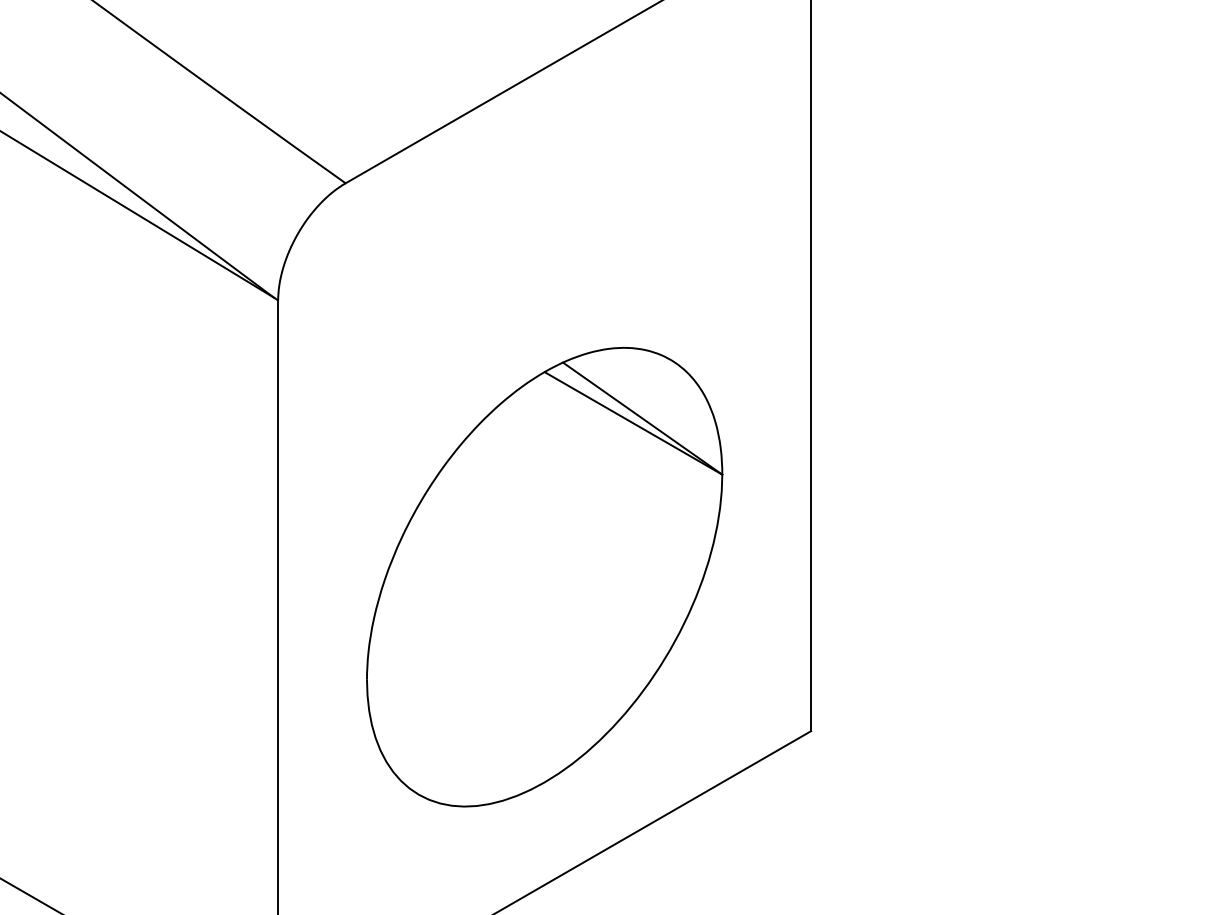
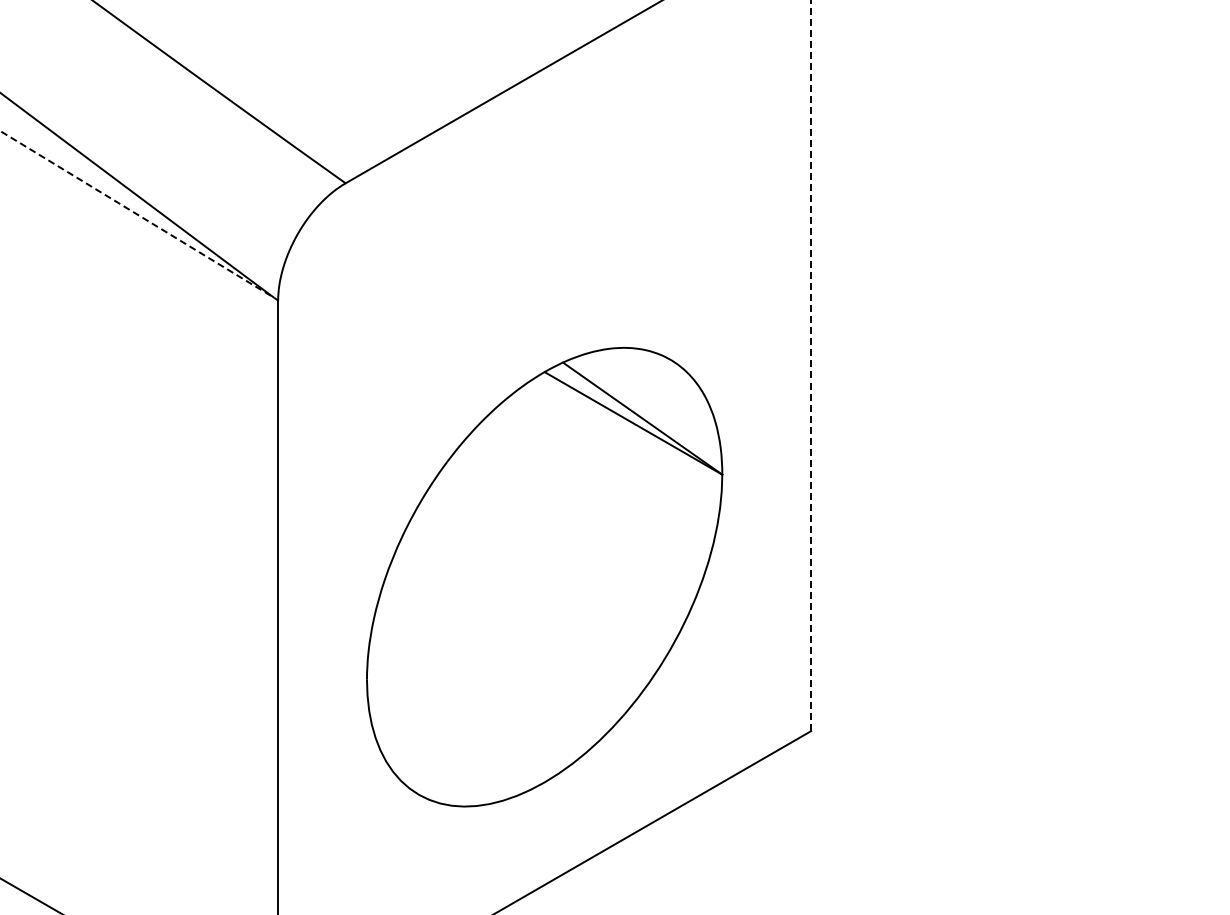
line: solid -> dashed (137, 214)
line: solid -> dashed (811, 365)
